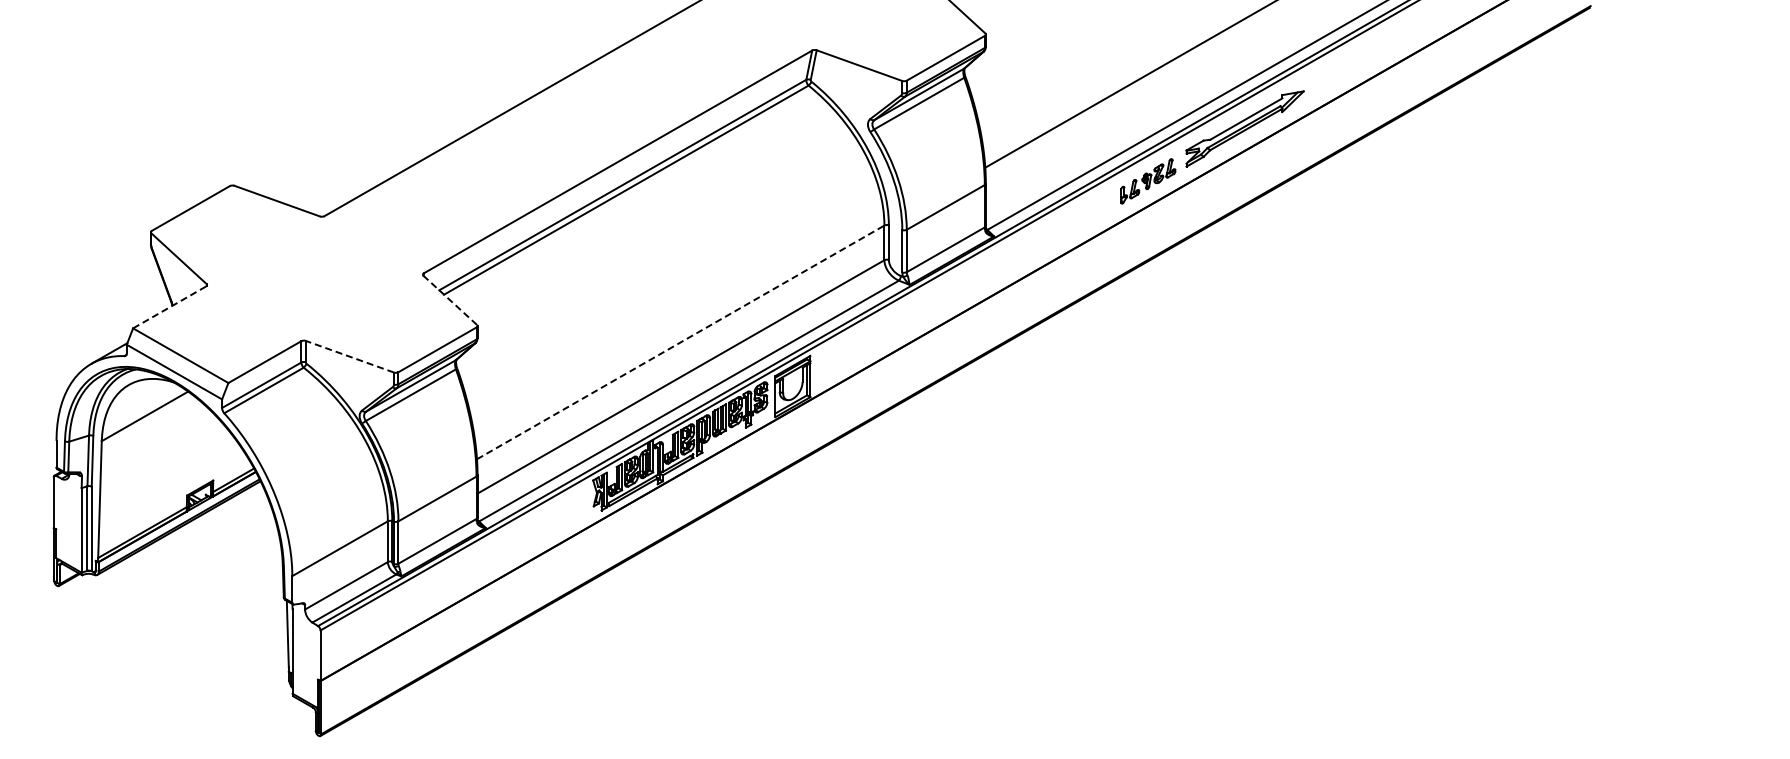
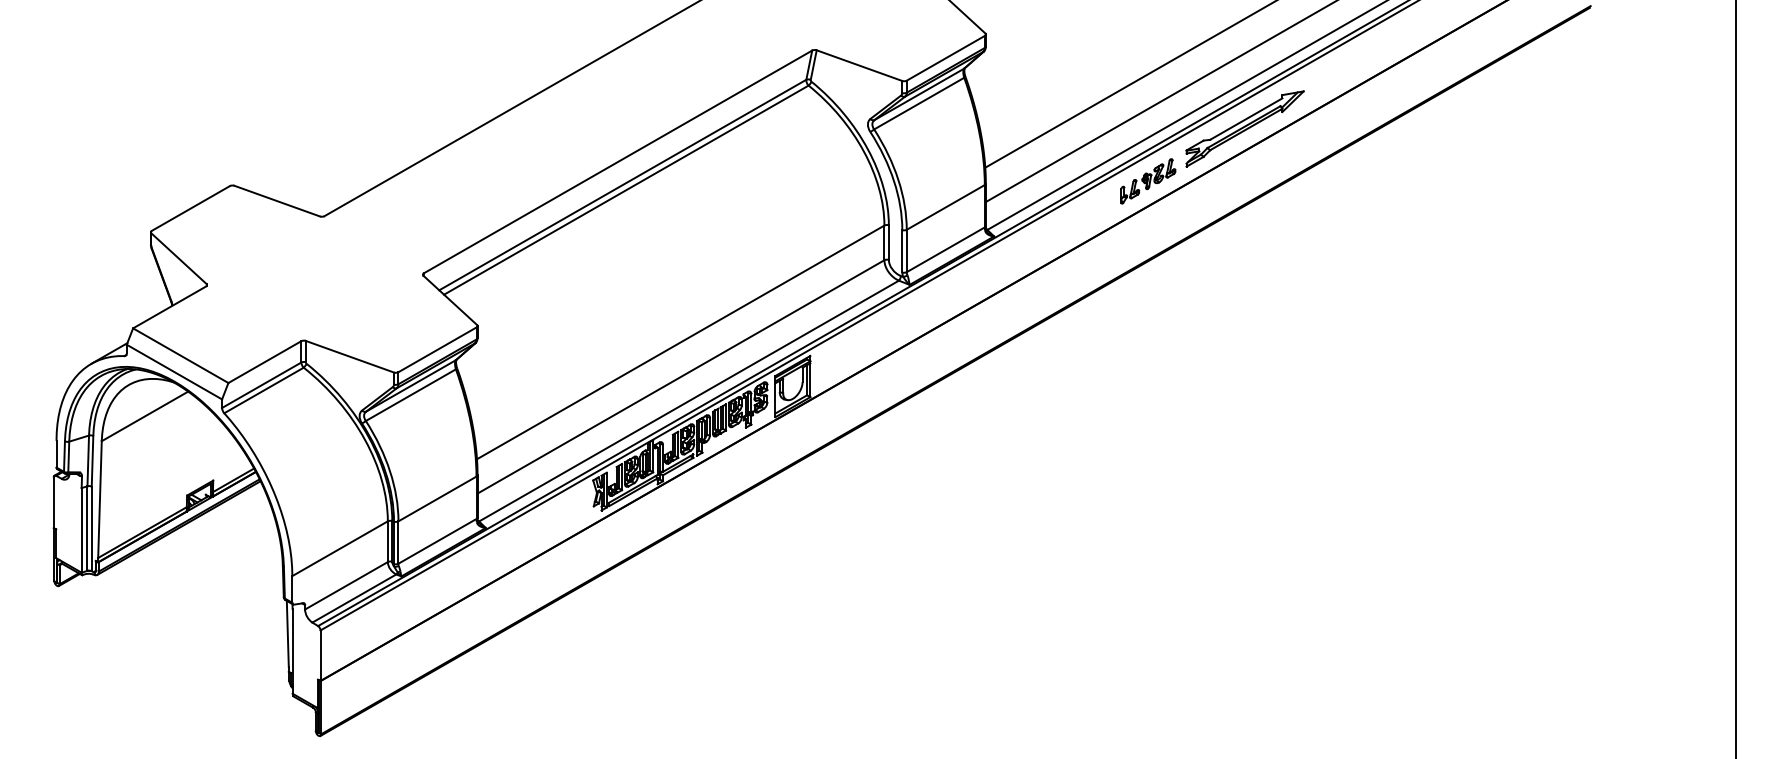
line: none -> present (1159, 102)
line: dashed -> solid (449, 300)
line: dashed -> solid (169, 307)
line: dashed -> solid (680, 342)
line: dashed -> solid (349, 356)
line: none -> present (1736, 378)
